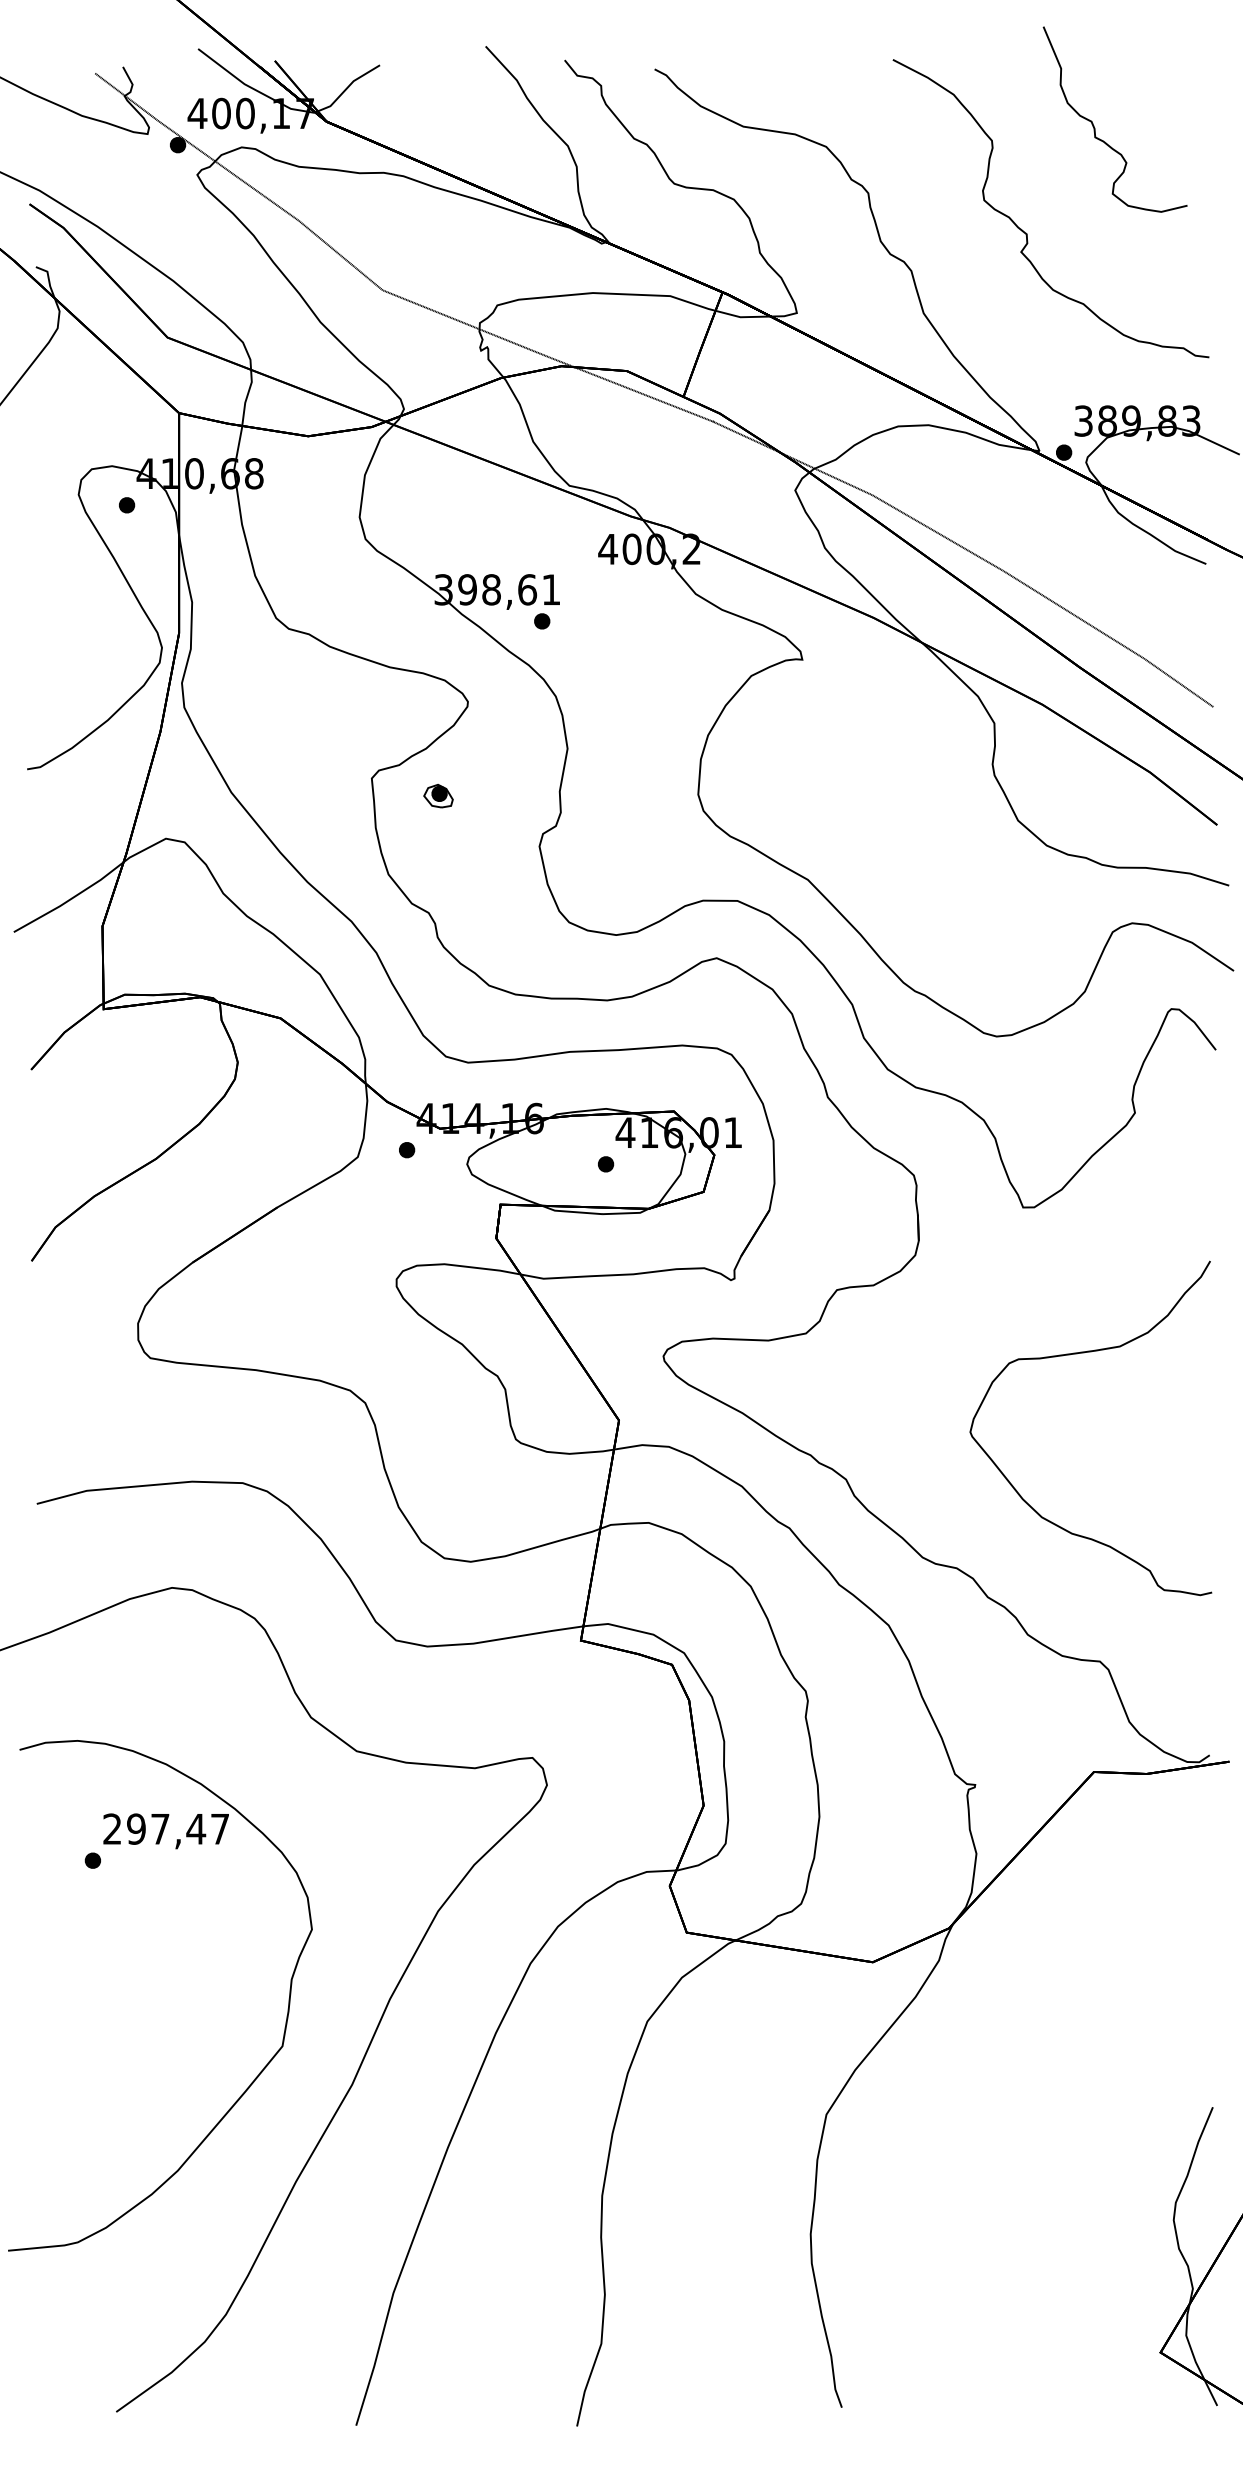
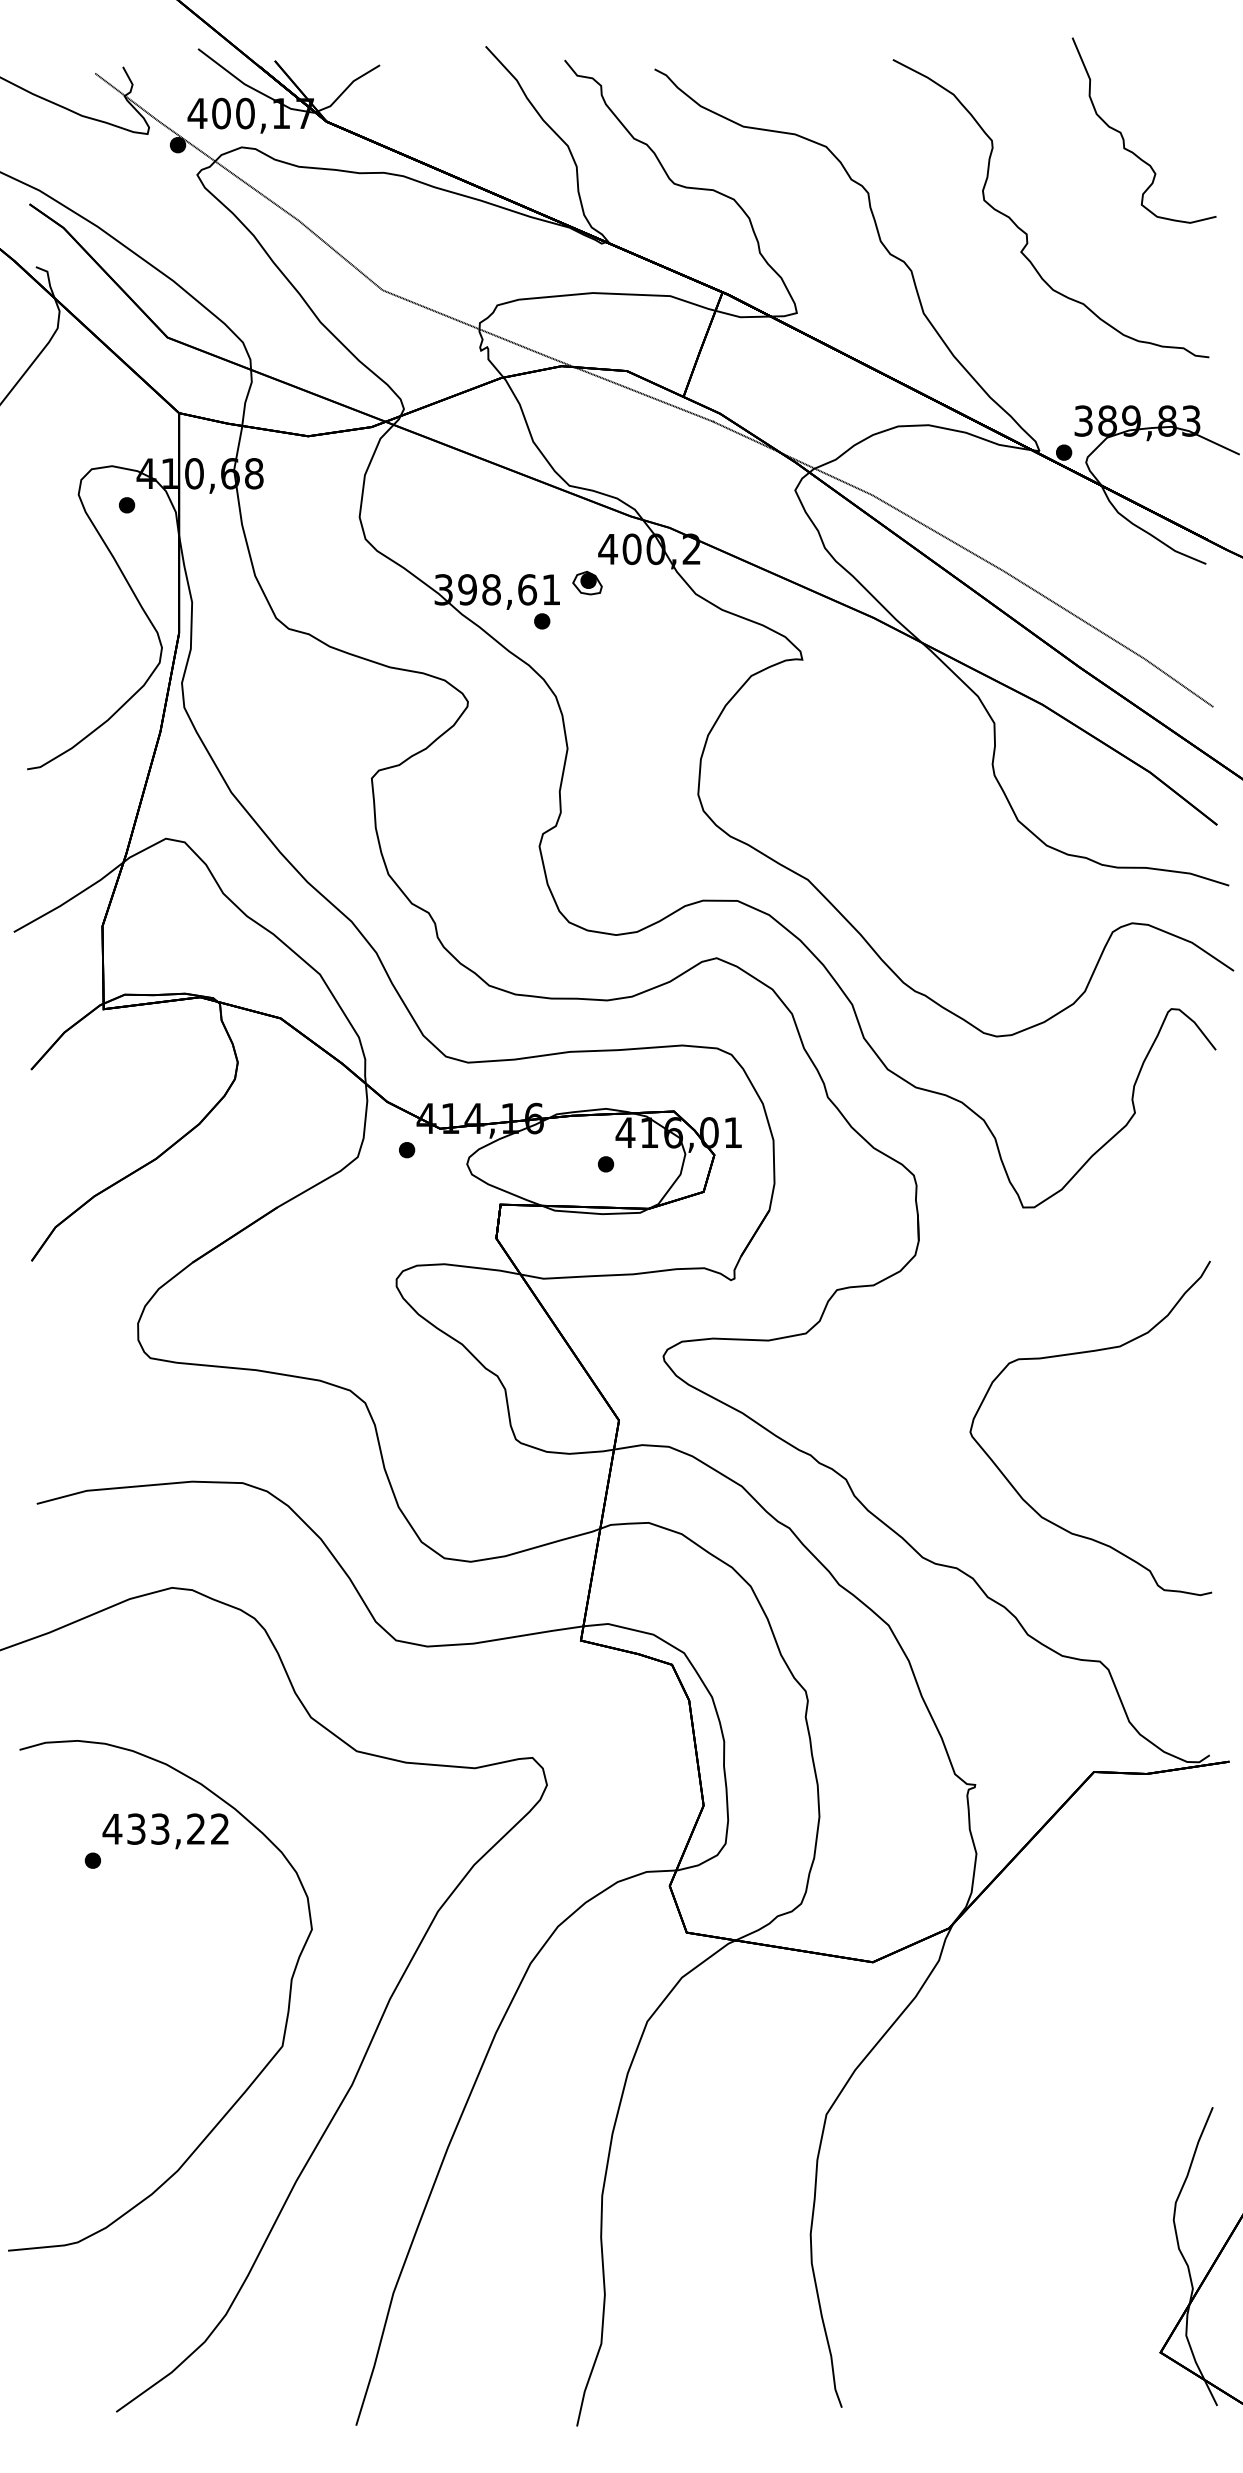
part position: (1094, 125) -> (1123, 136) (1123, 136)
part position: (438, 796) -> (587, 583) (587, 583)
text: 297,47 -> 433,22 (165, 1828)
